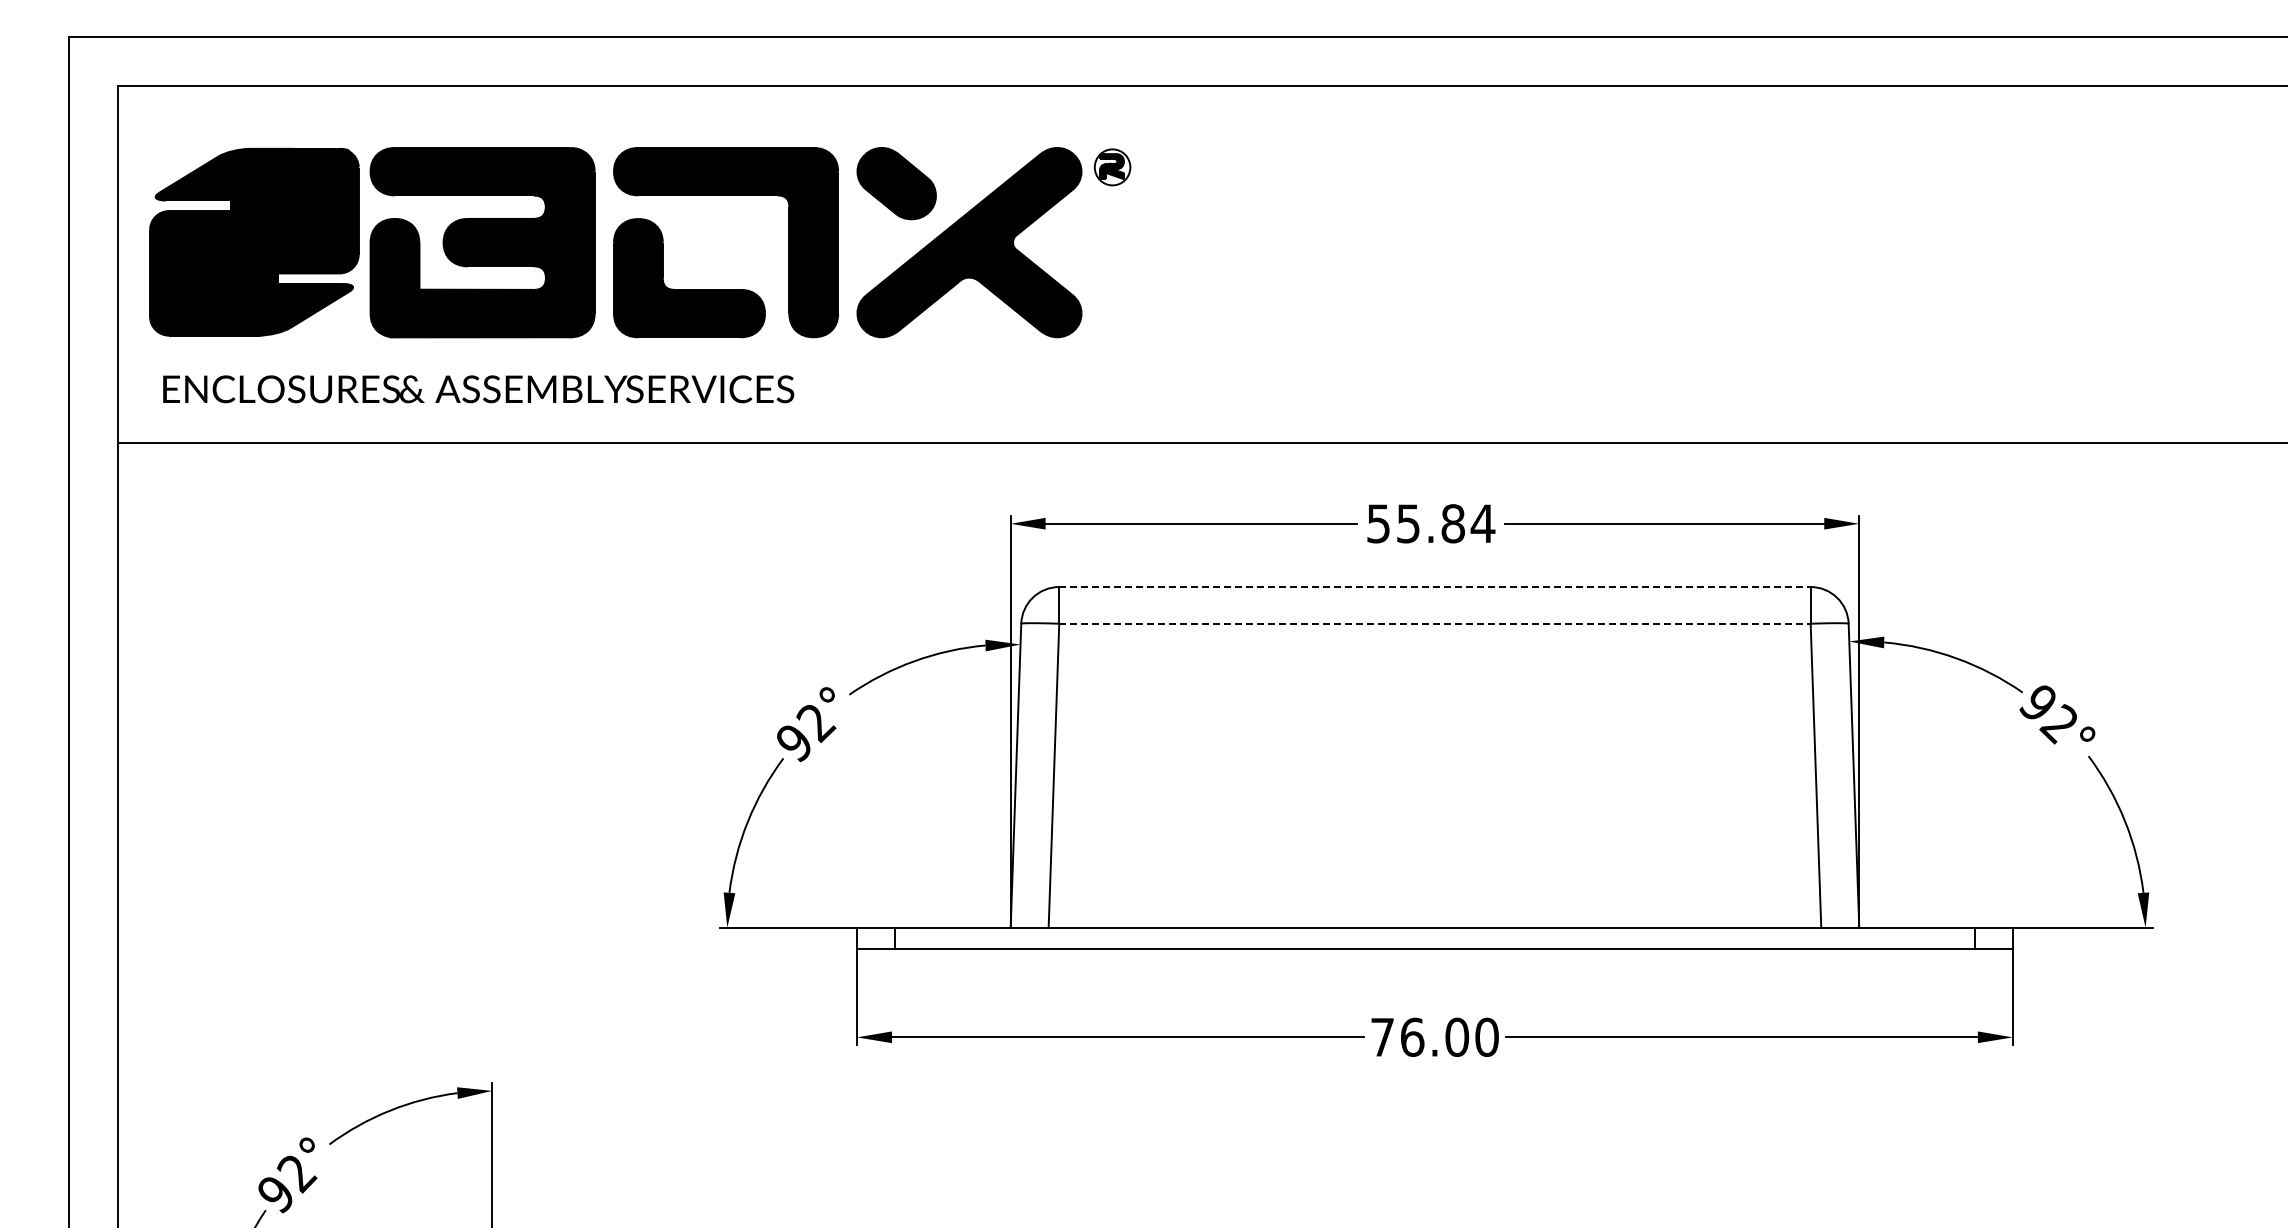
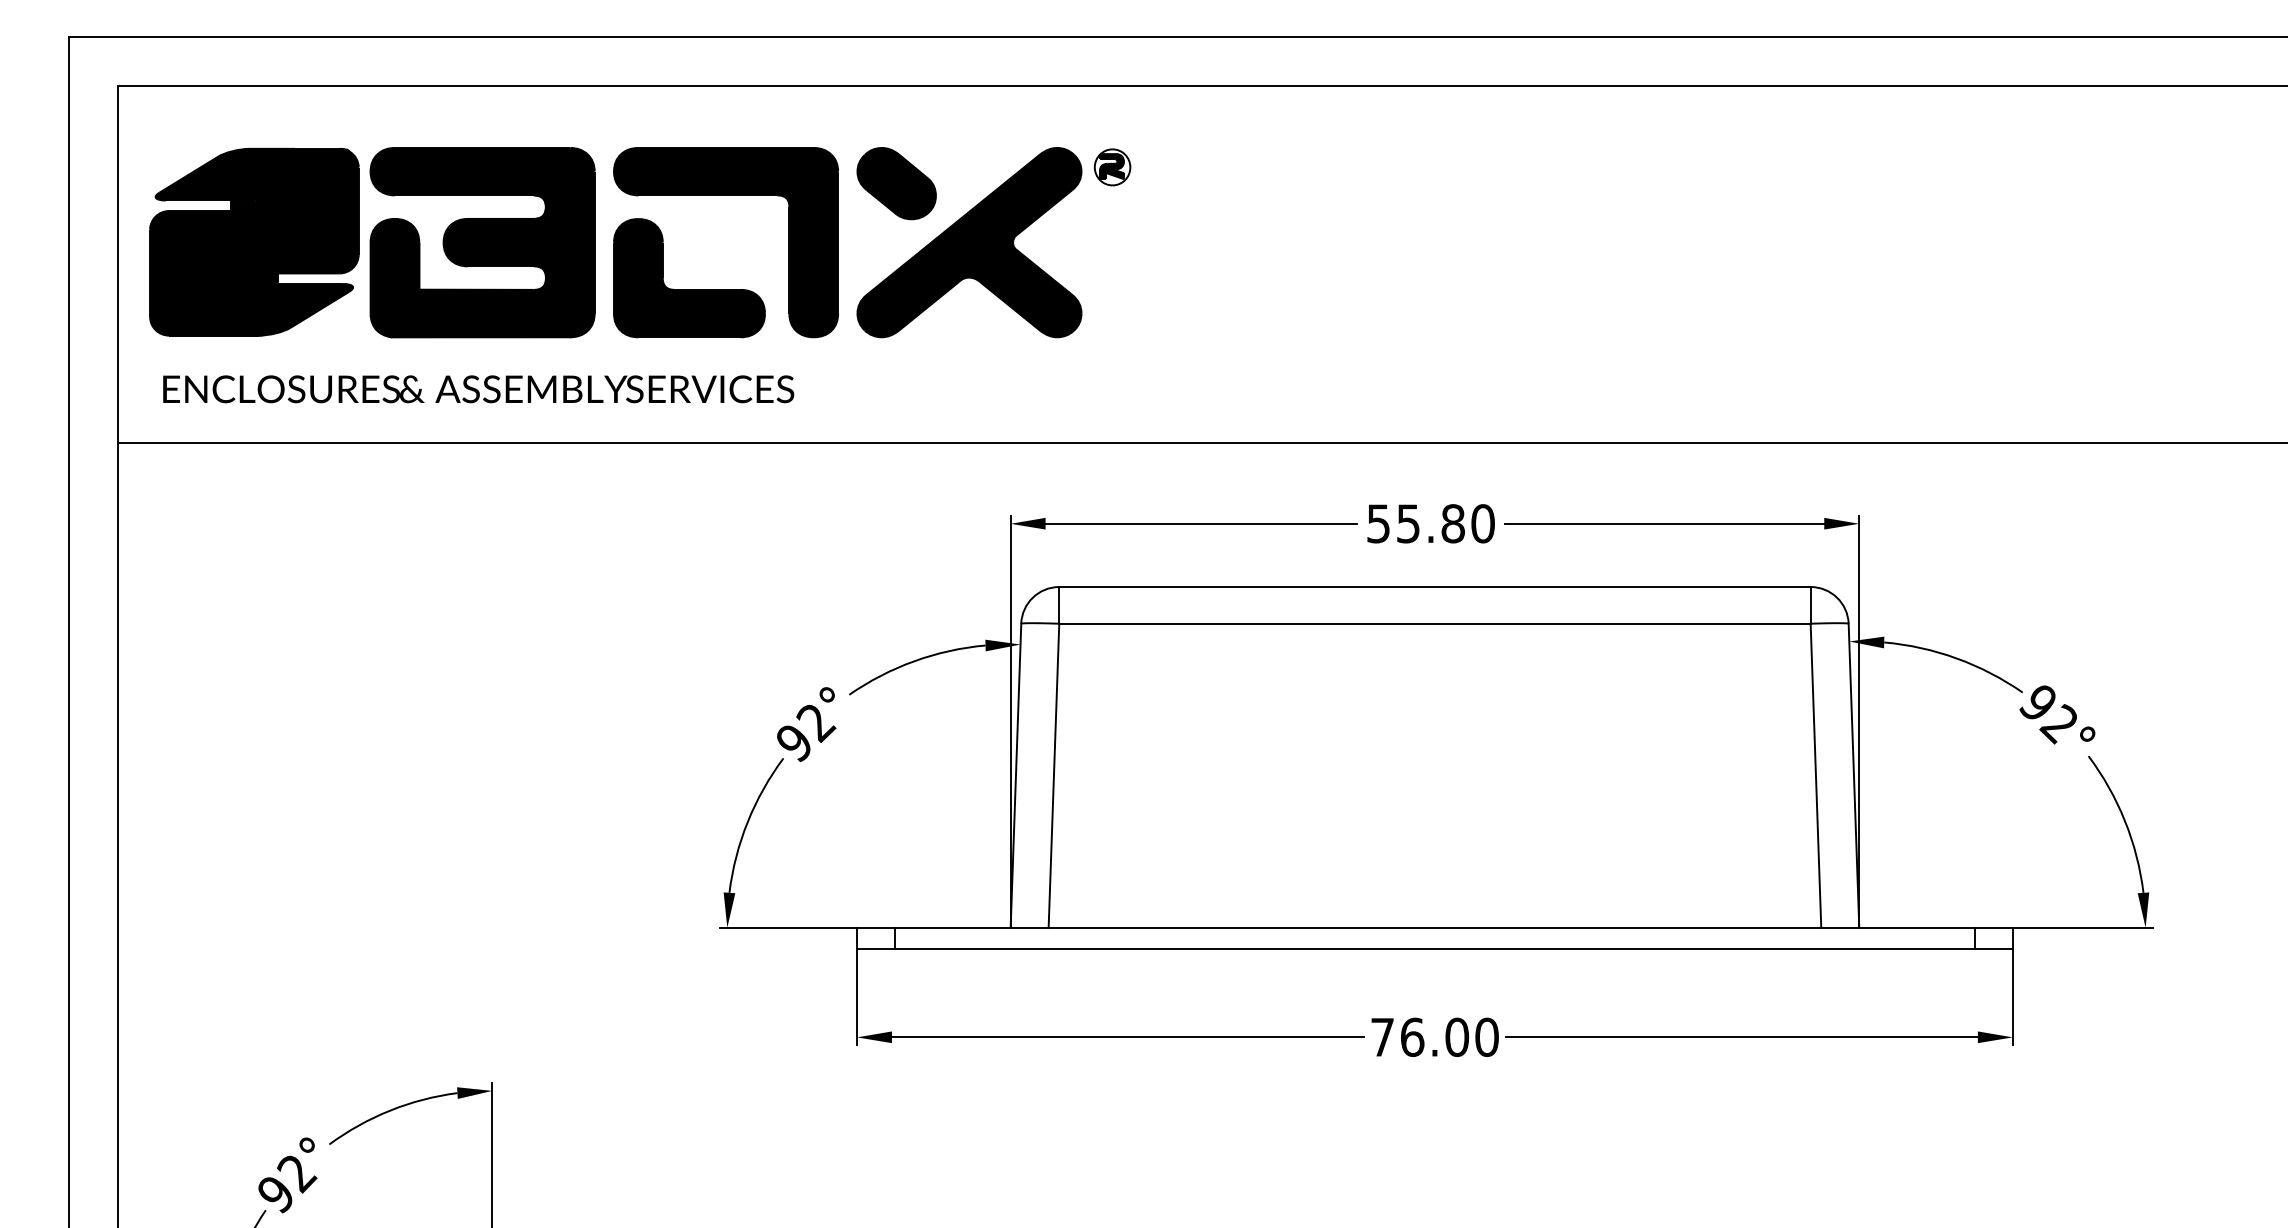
text: 55.84 -> 55.80 (1482, 523)
line: dashed -> solid (1434, 587)
line: dashed -> solid (1434, 623)
